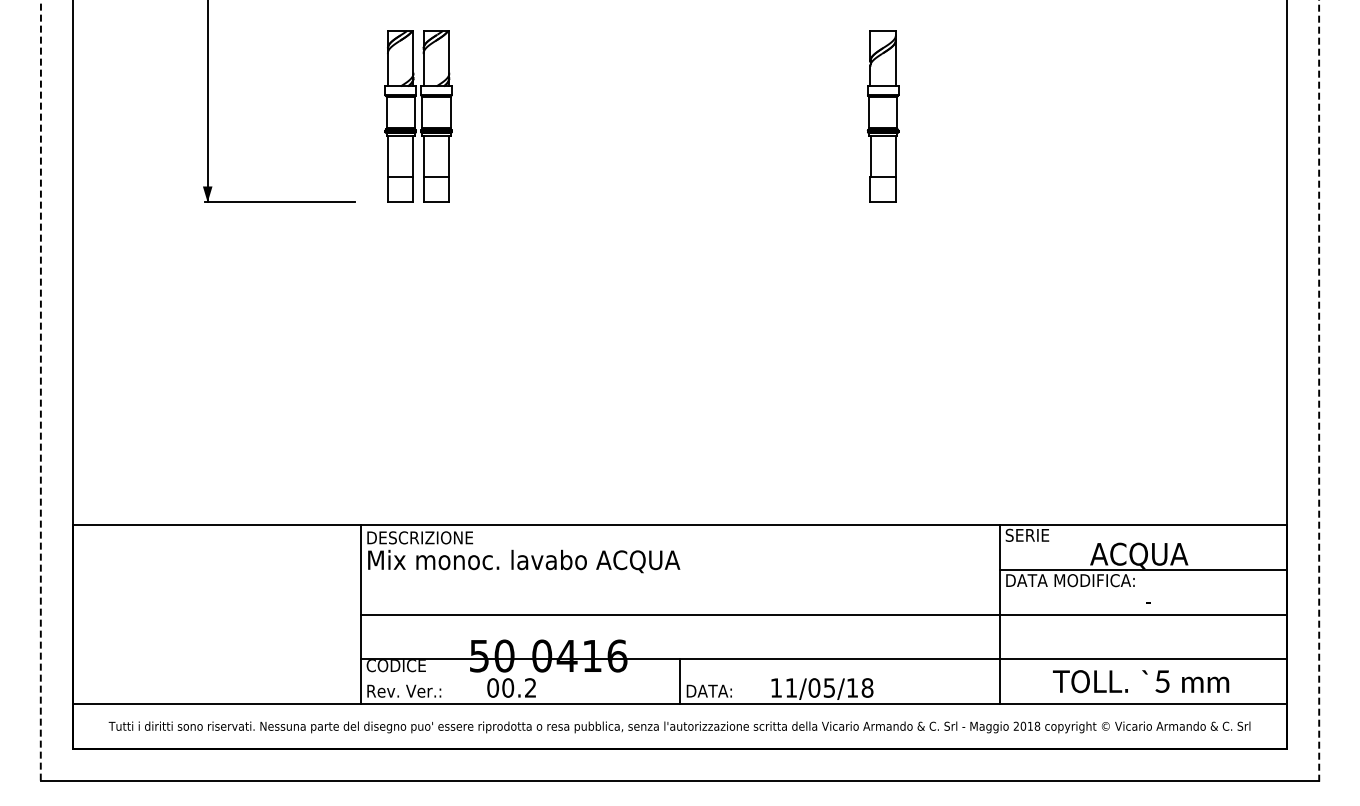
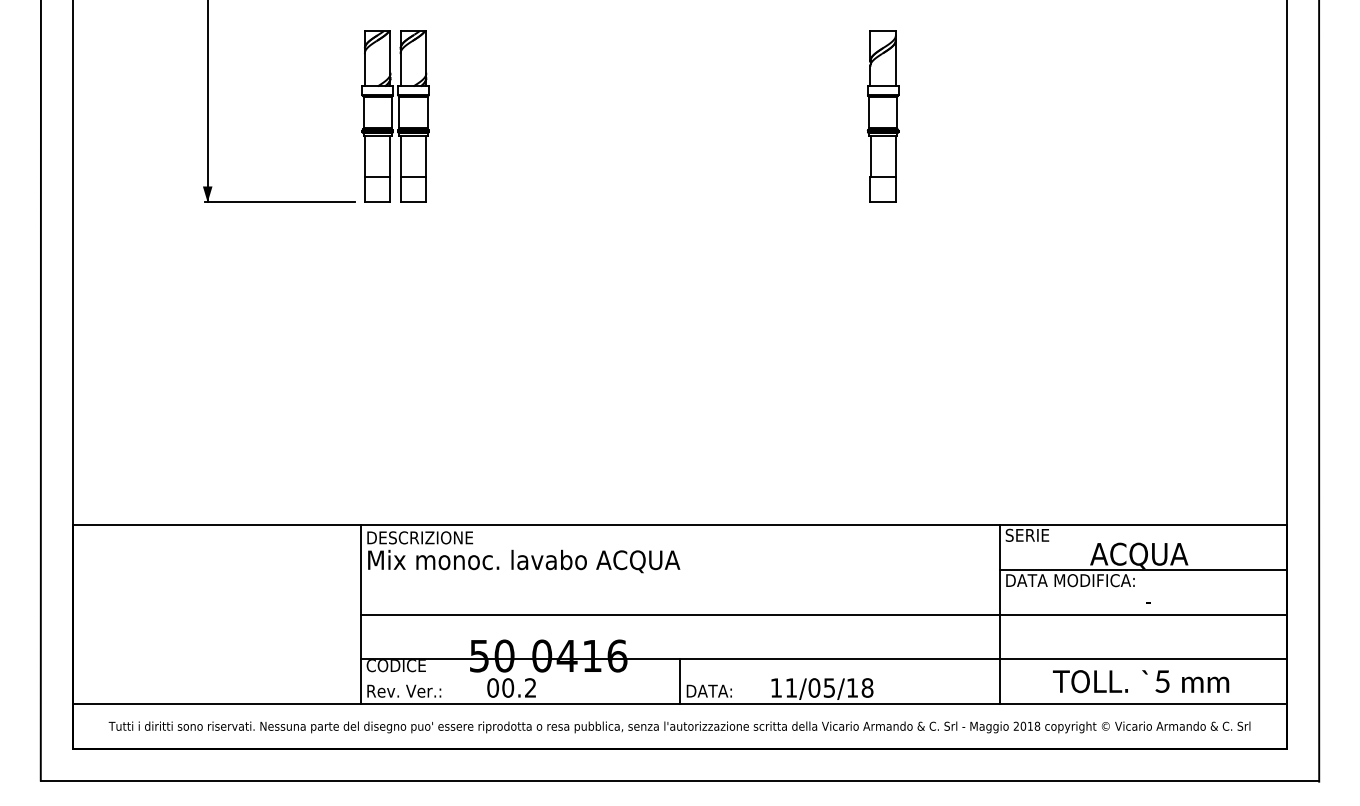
part position: (418, 116) -> (395, 116) (395, 116)
line: dashed -> solid (40, 390)
line: dashed -> solid (1319, 390)
